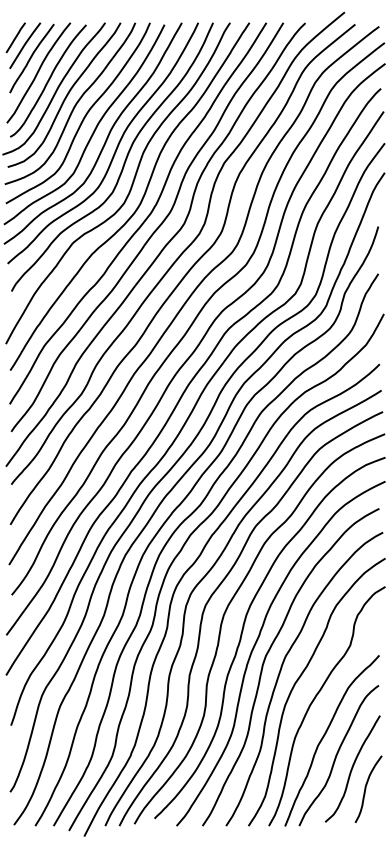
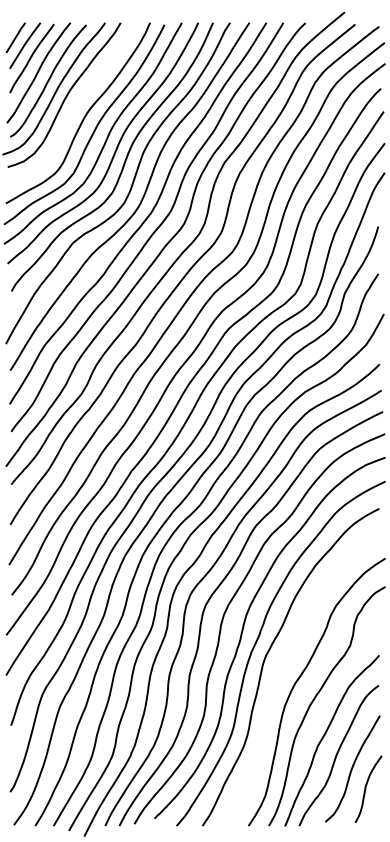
curve: present -> none (73, 106)
curve: present -> none (281, 671)
